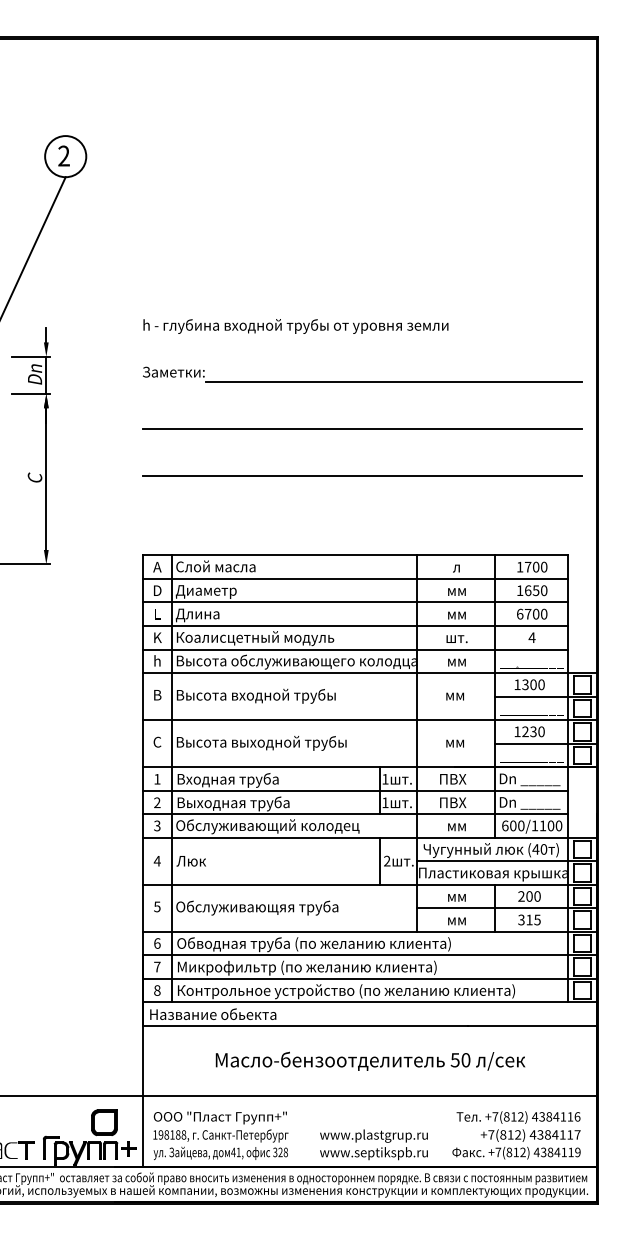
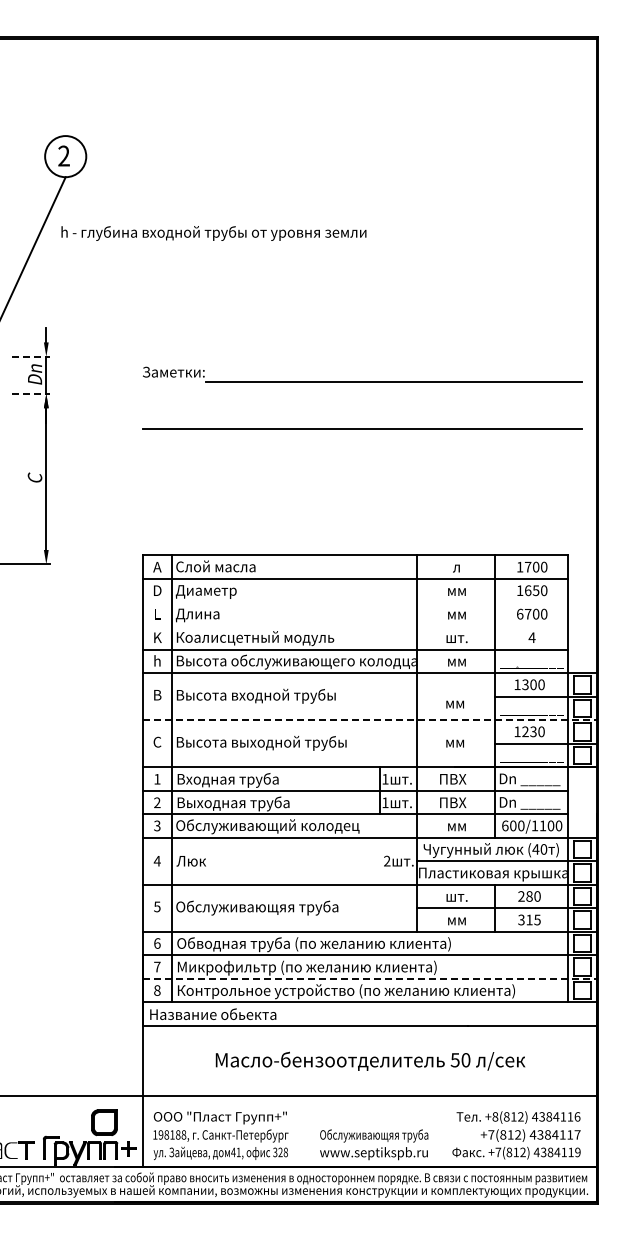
text position: (295, 326) -> (213, 233) (213, 233)
line: solid -> dashed (31, 356)
line: solid -> dashed (31, 393)
line: present -> none (362, 476)
line: present -> none (355, 602)
line: present -> none (355, 625)
text position: (454, 696) -> (454, 704) (454, 704)
line: solid -> dashed (370, 720)
line: present -> none (379, 860)
text: 200 -> 280 (529, 896)
text: мм -> шт. (456, 897)
line: solid -> dashed (370, 978)
text: +7(812) -> +8(812) (495, 1116)
text: www.plastgrup.ru -> Обслуживающяя труба (374, 1135)
